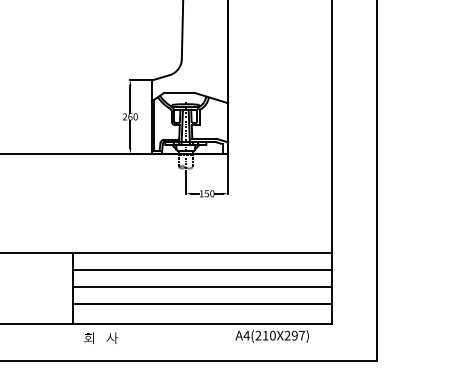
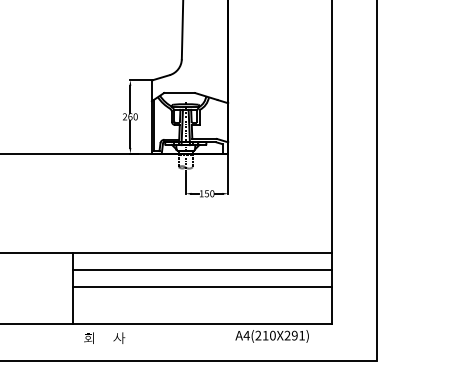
line: present -> none (201, 303)
text: A4(210X297) -> A4(210X291) (301, 335)
part position: (112, 337) -> (119, 337) (119, 337)
